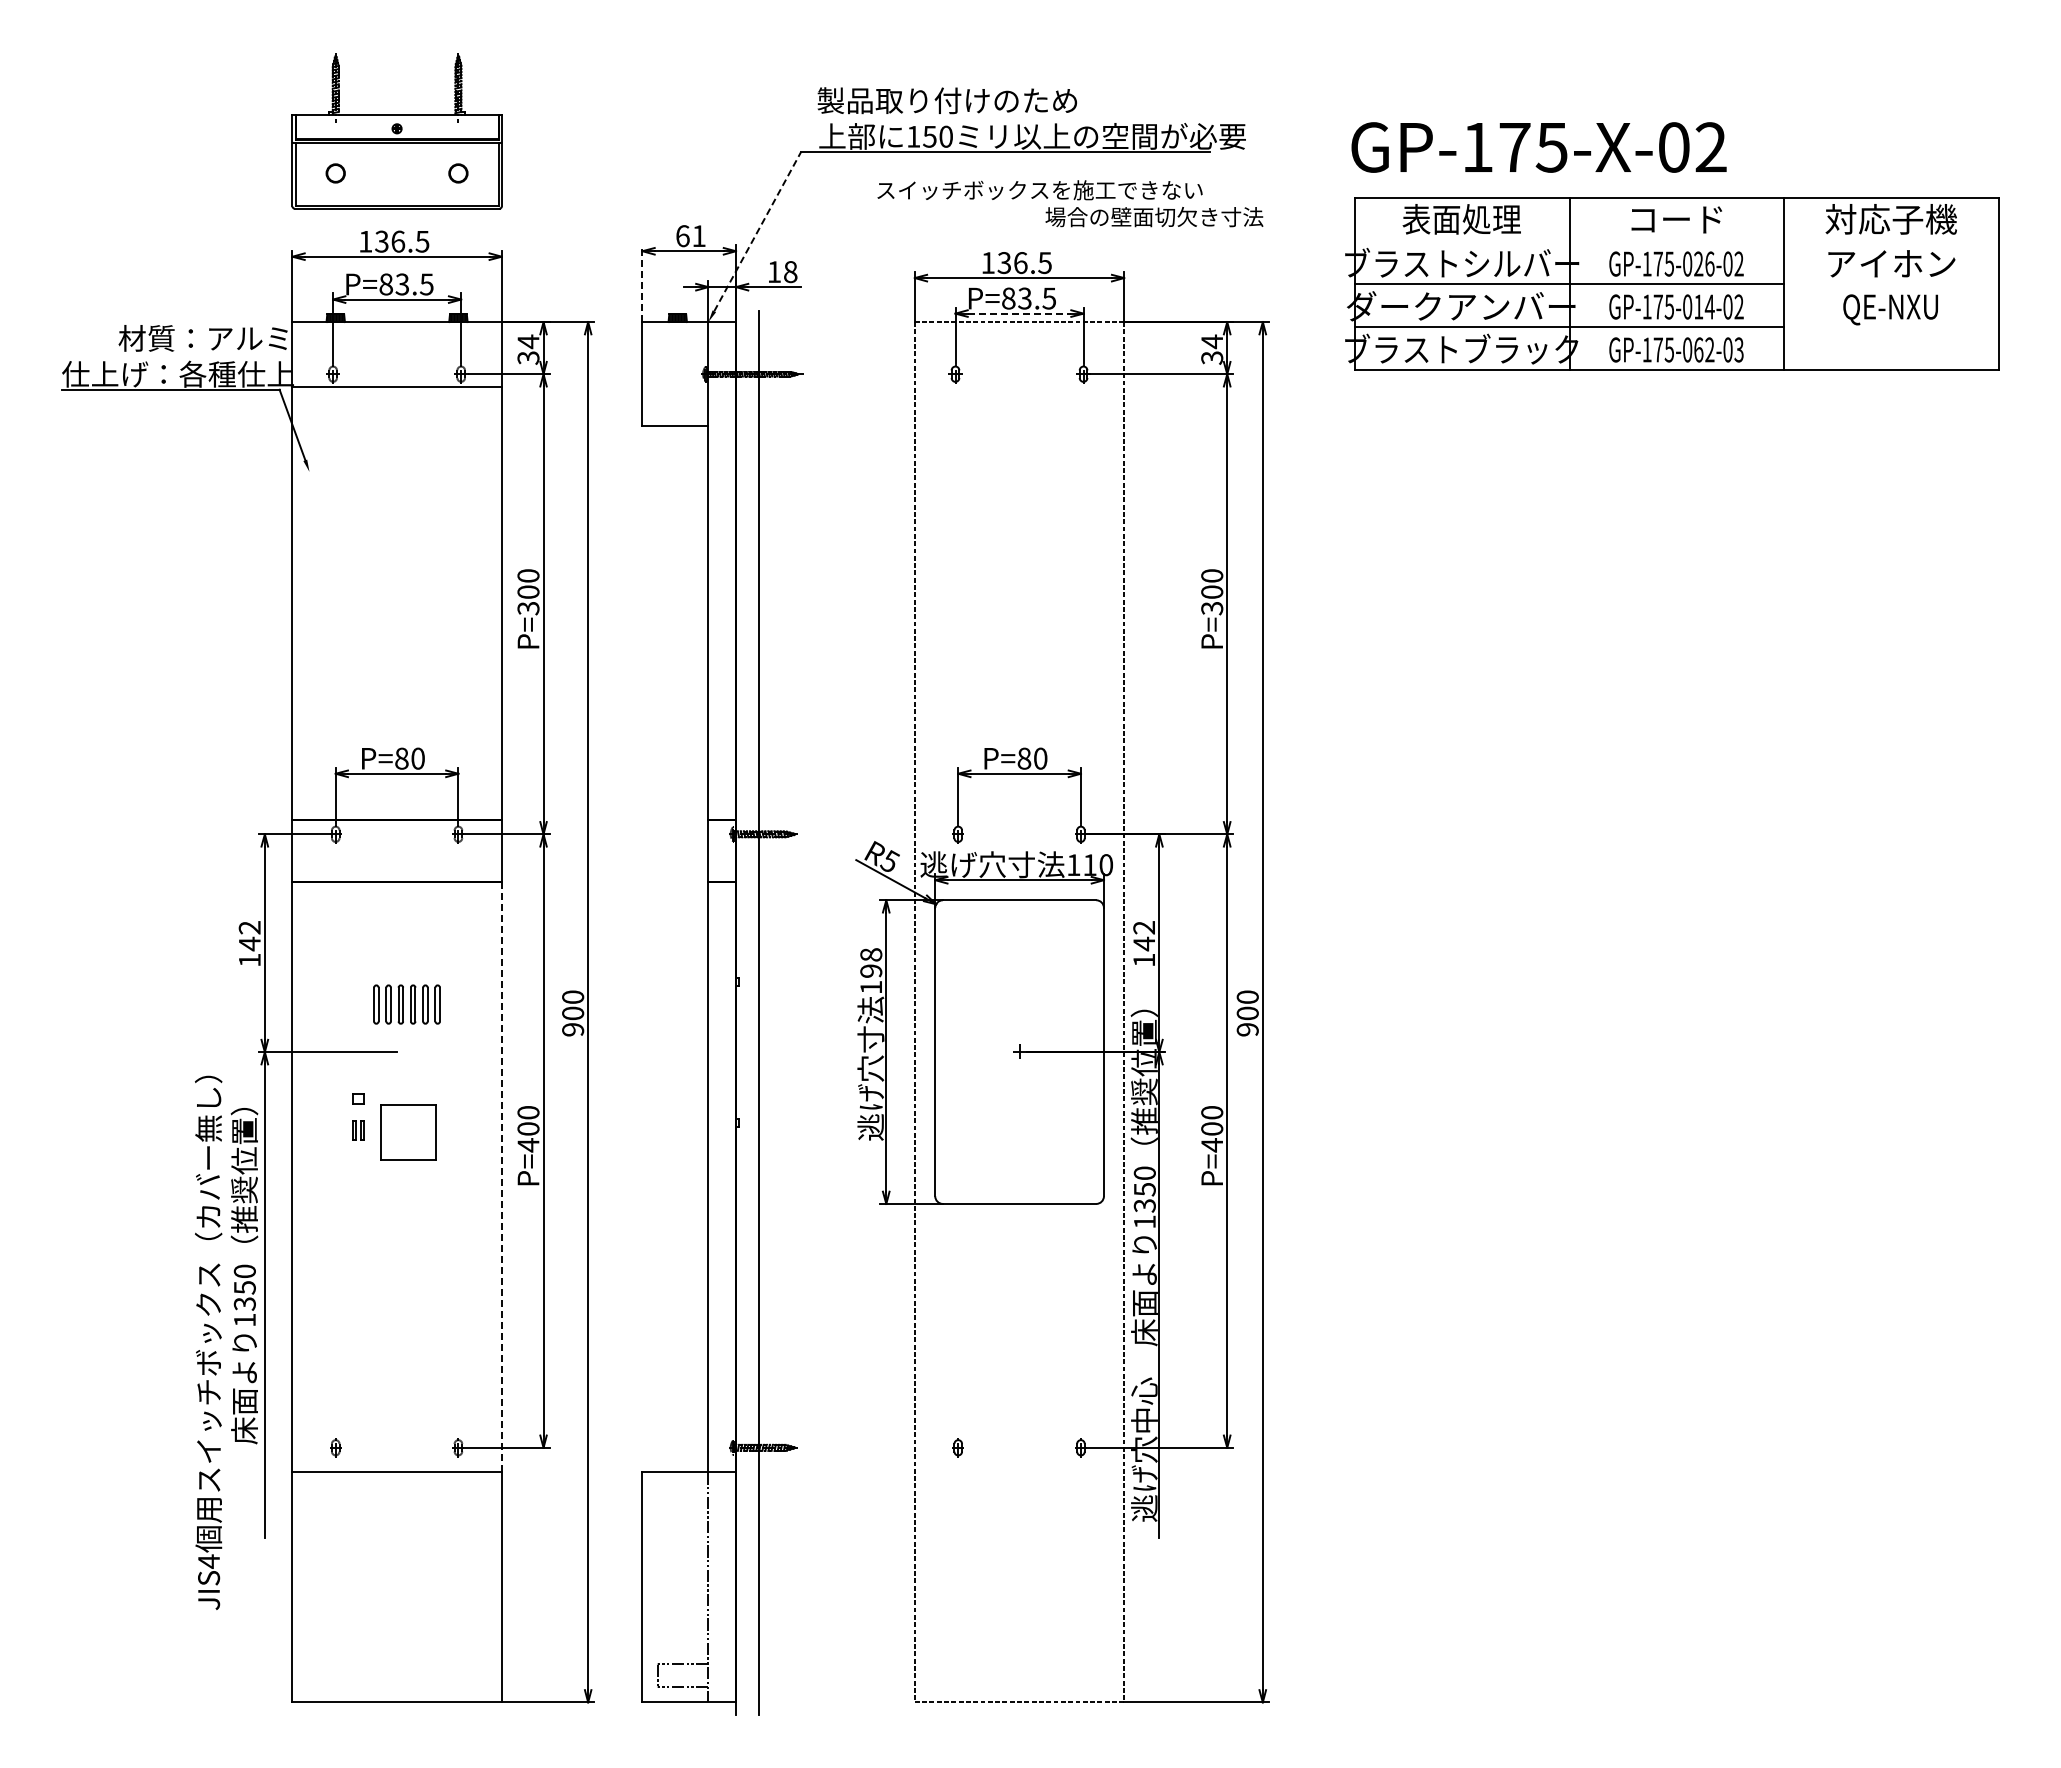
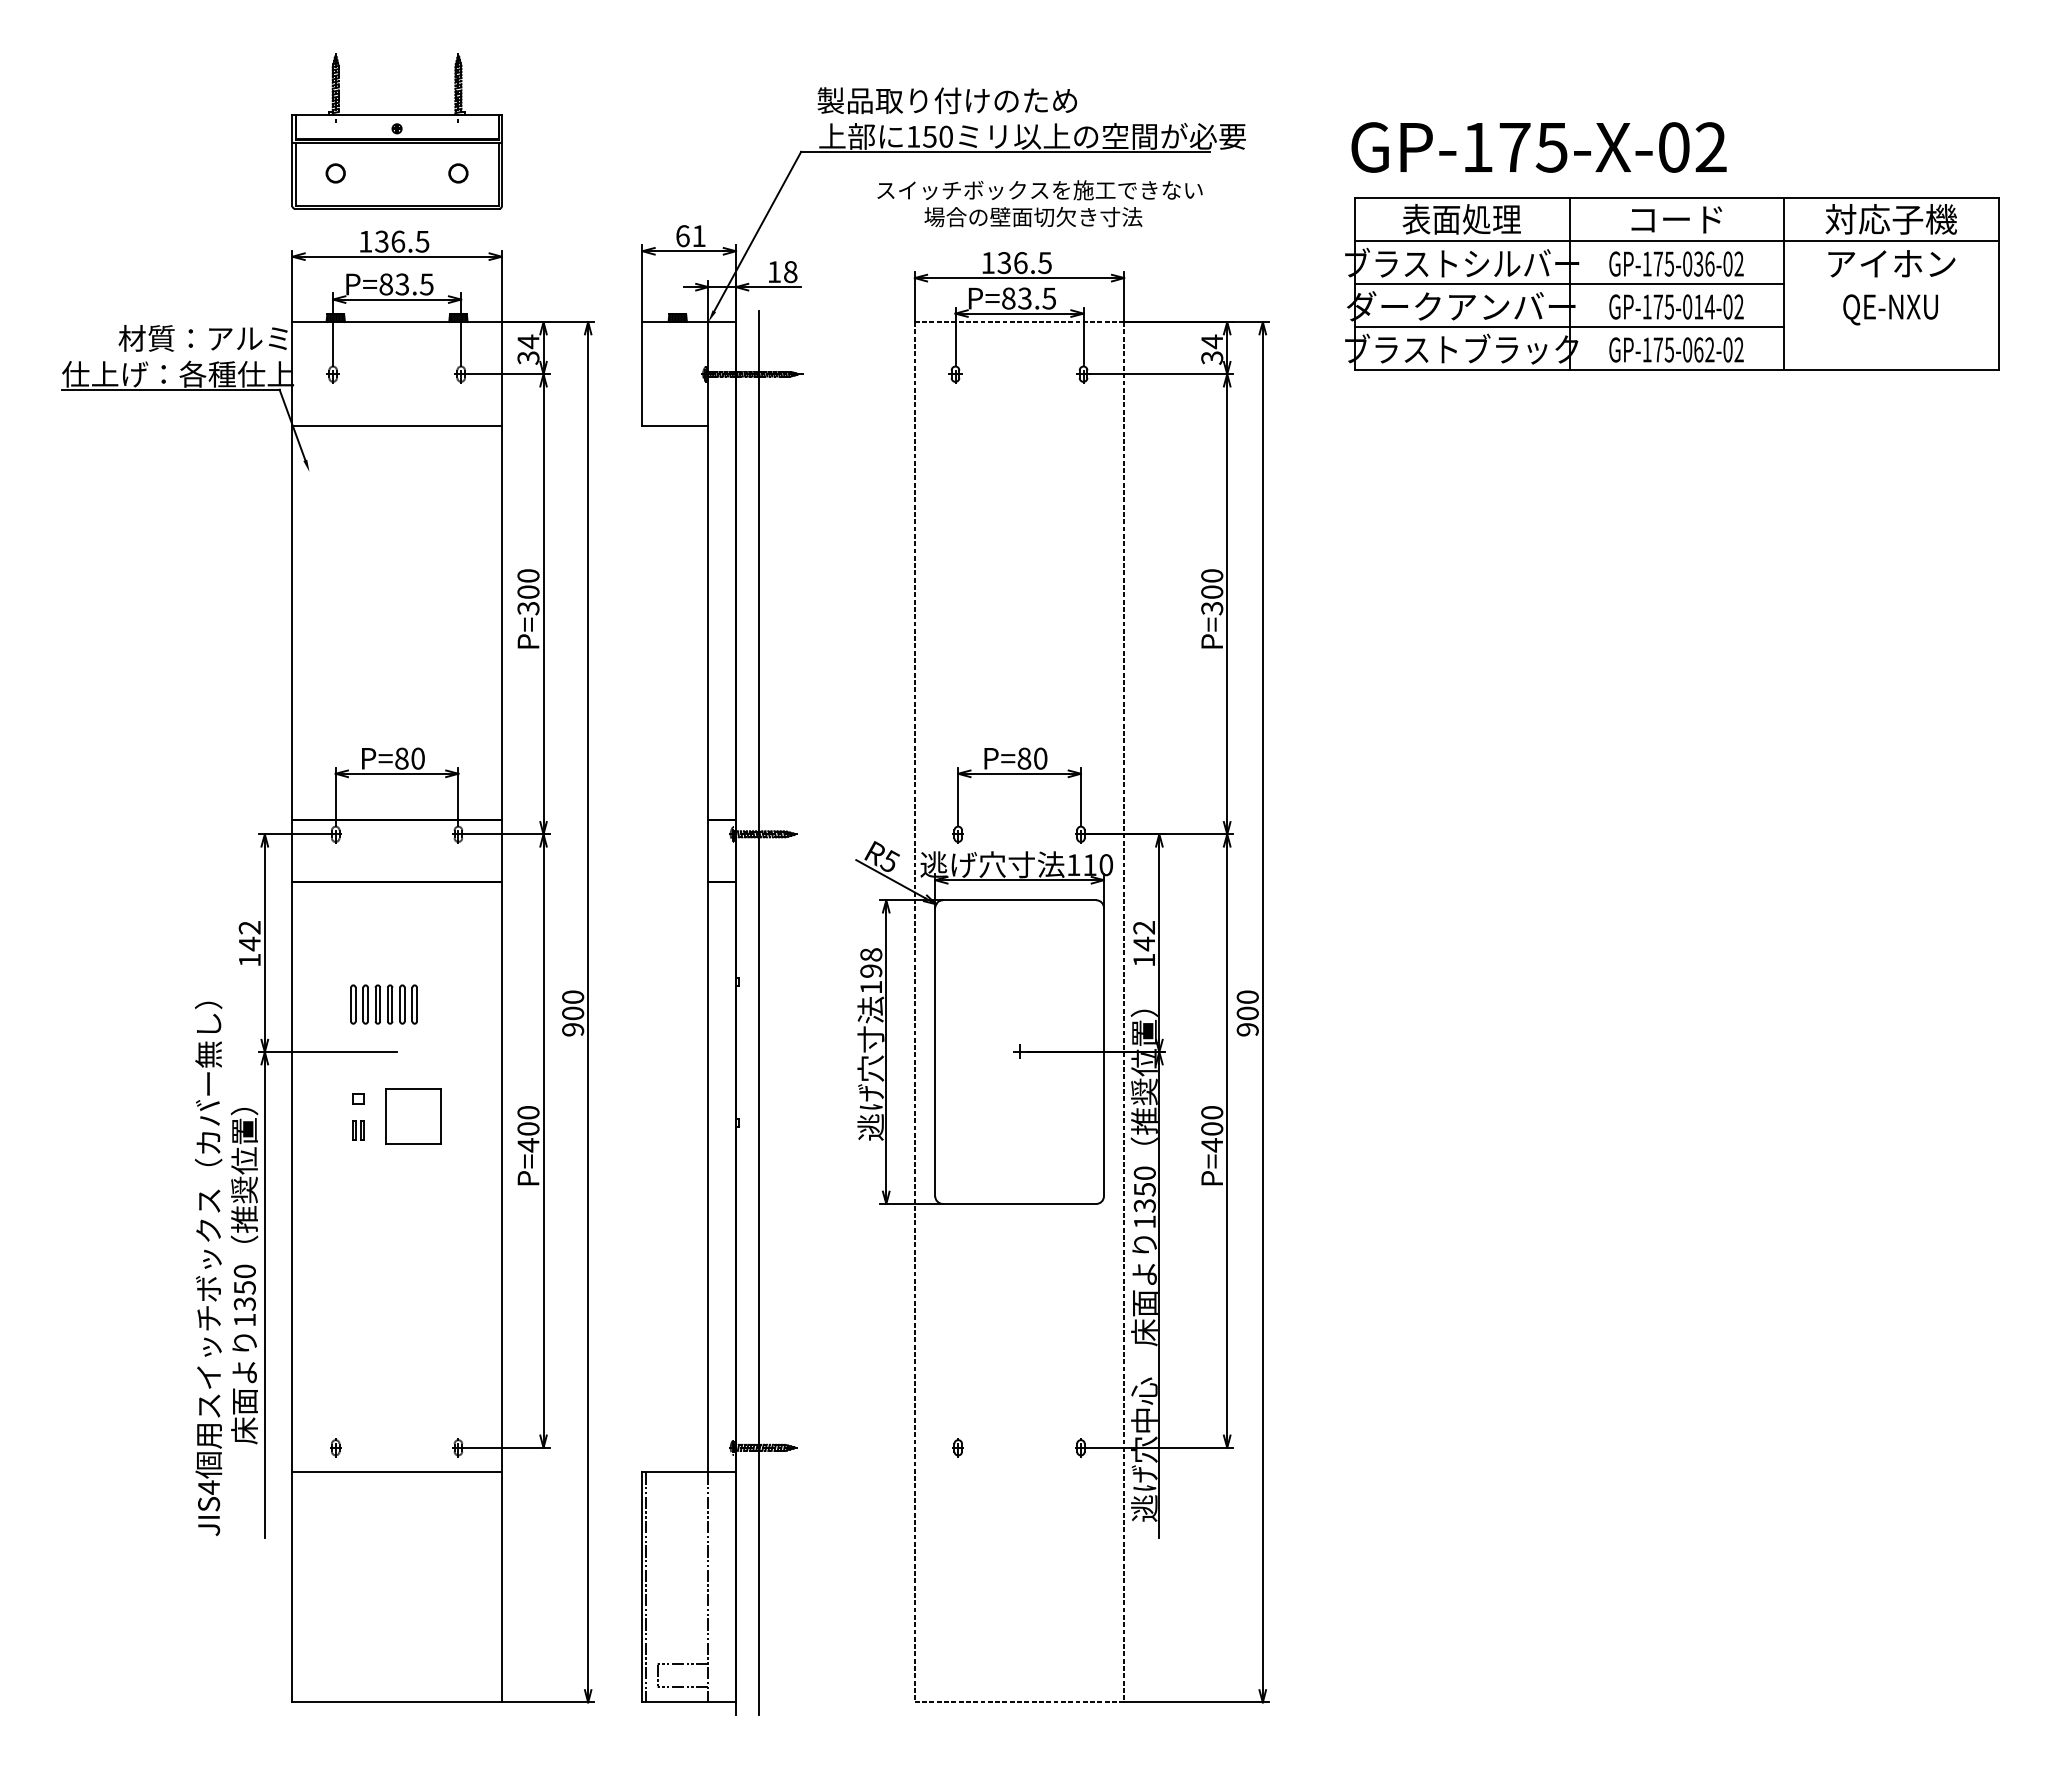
text position: (1154, 217) -> (1033, 217) (1033, 217)
line: dashed -> solid (757, 231)
line: none -> present (1677, 241)
text: GP-175-026-02 -> GP-175-036-02 (1698, 264)
line: dashed -> solid (642, 283)
line: dashed -> solid (1019, 313)
text: GP-175-062-03 -> GP-175-062-02 (1738, 349)
line position: (396, 387) -> (396, 426) (396, 426)
part position: (406, 1004) -> (383, 1004) (383, 1004)
part position: (408, 1132) -> (413, 1116) (413, 1116)
line: dashed -> solid (501, 1177)
text position: (208, 1342) -> (208, 1268) (208, 1268)
line: none -> present (645, 1587)
